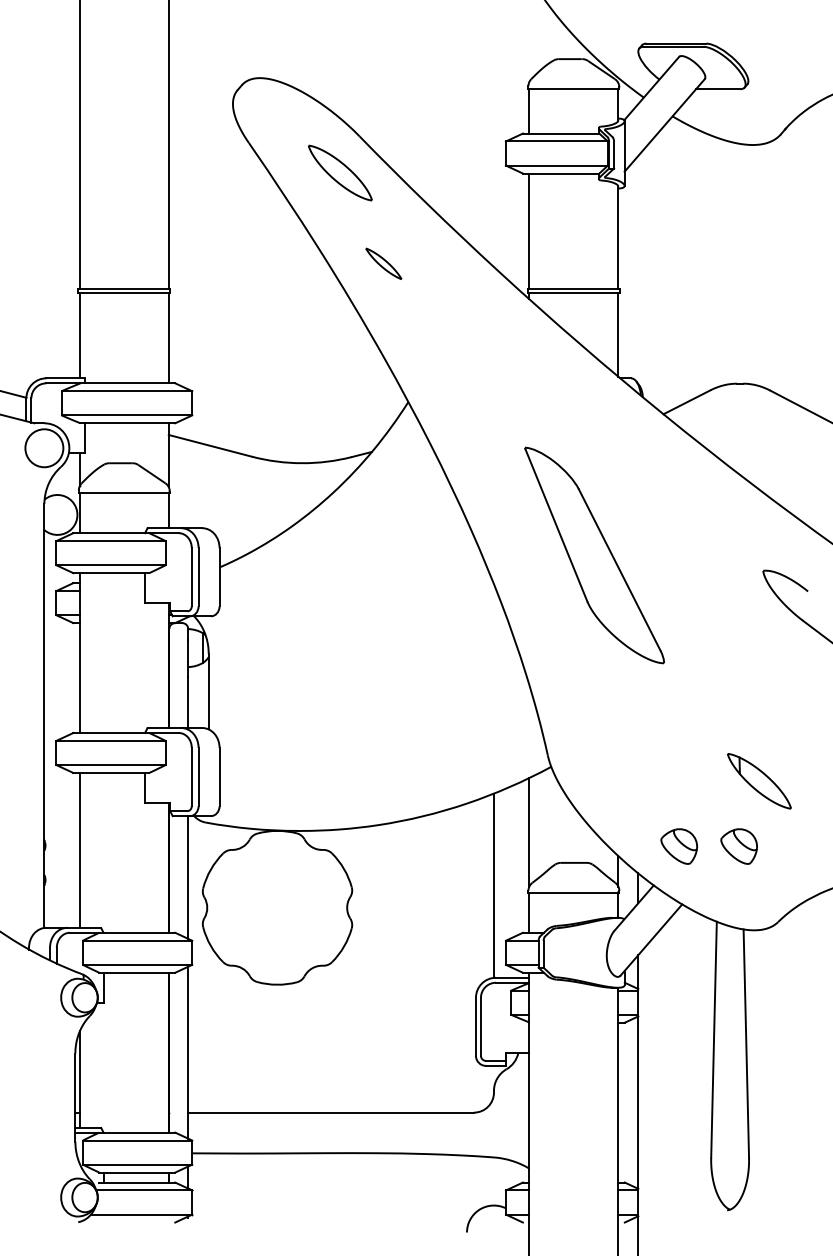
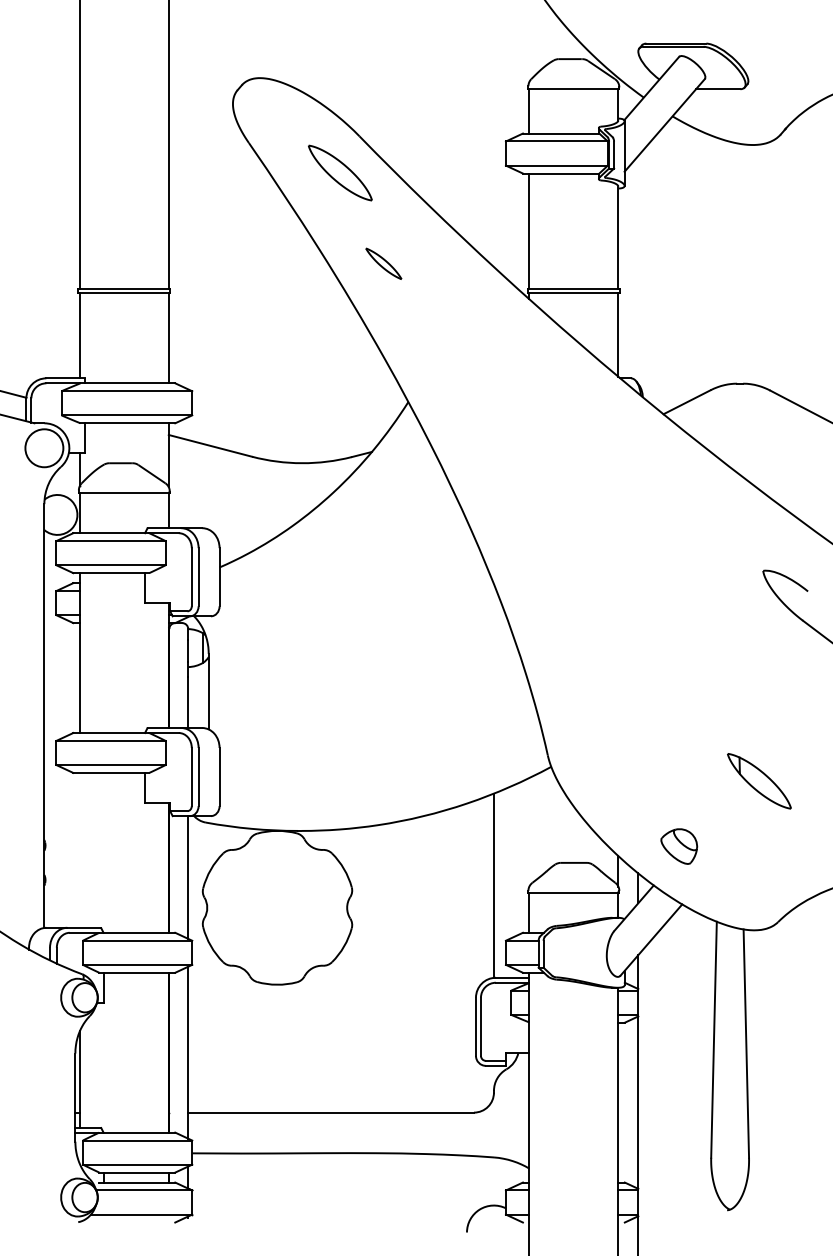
part: present -> none (594, 555)
line: present -> none (529, 832)
part: present -> none (738, 846)
line: present -> none (79, 849)
